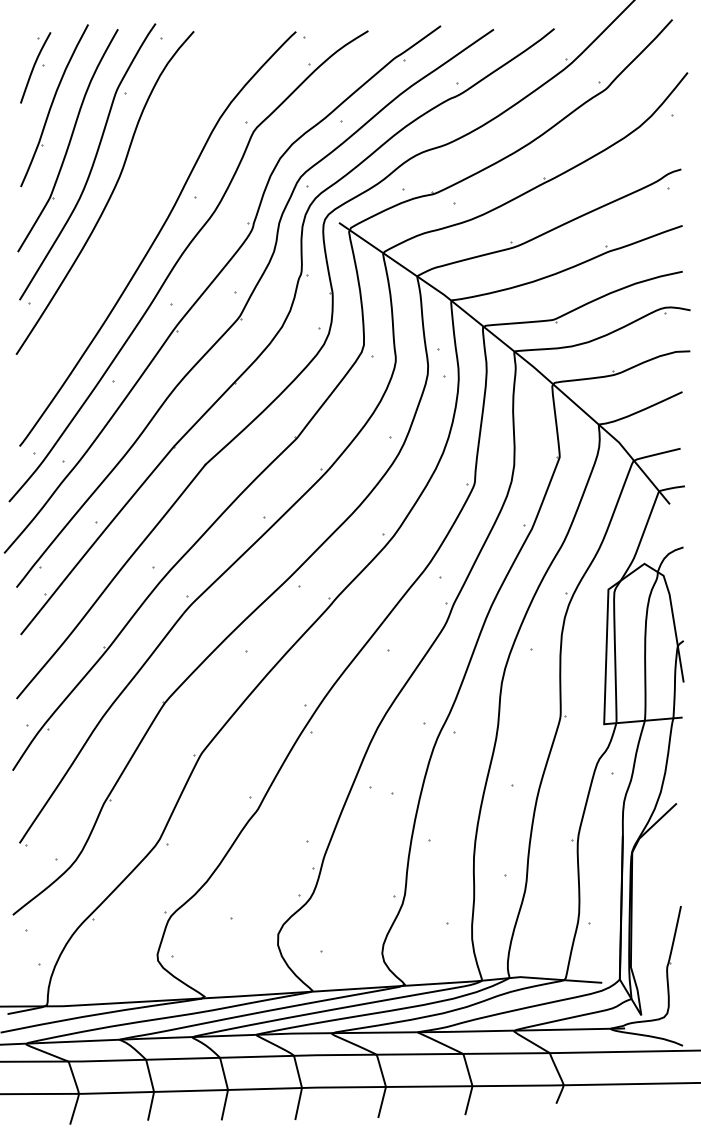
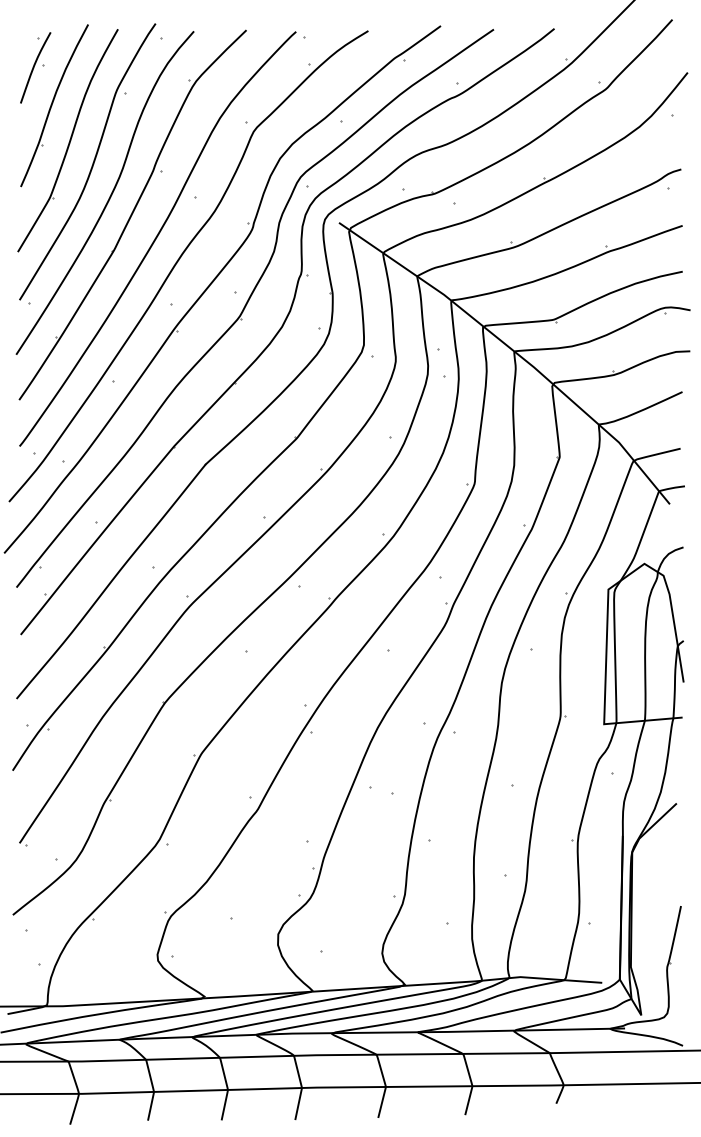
part: none -> present (132, 214)
